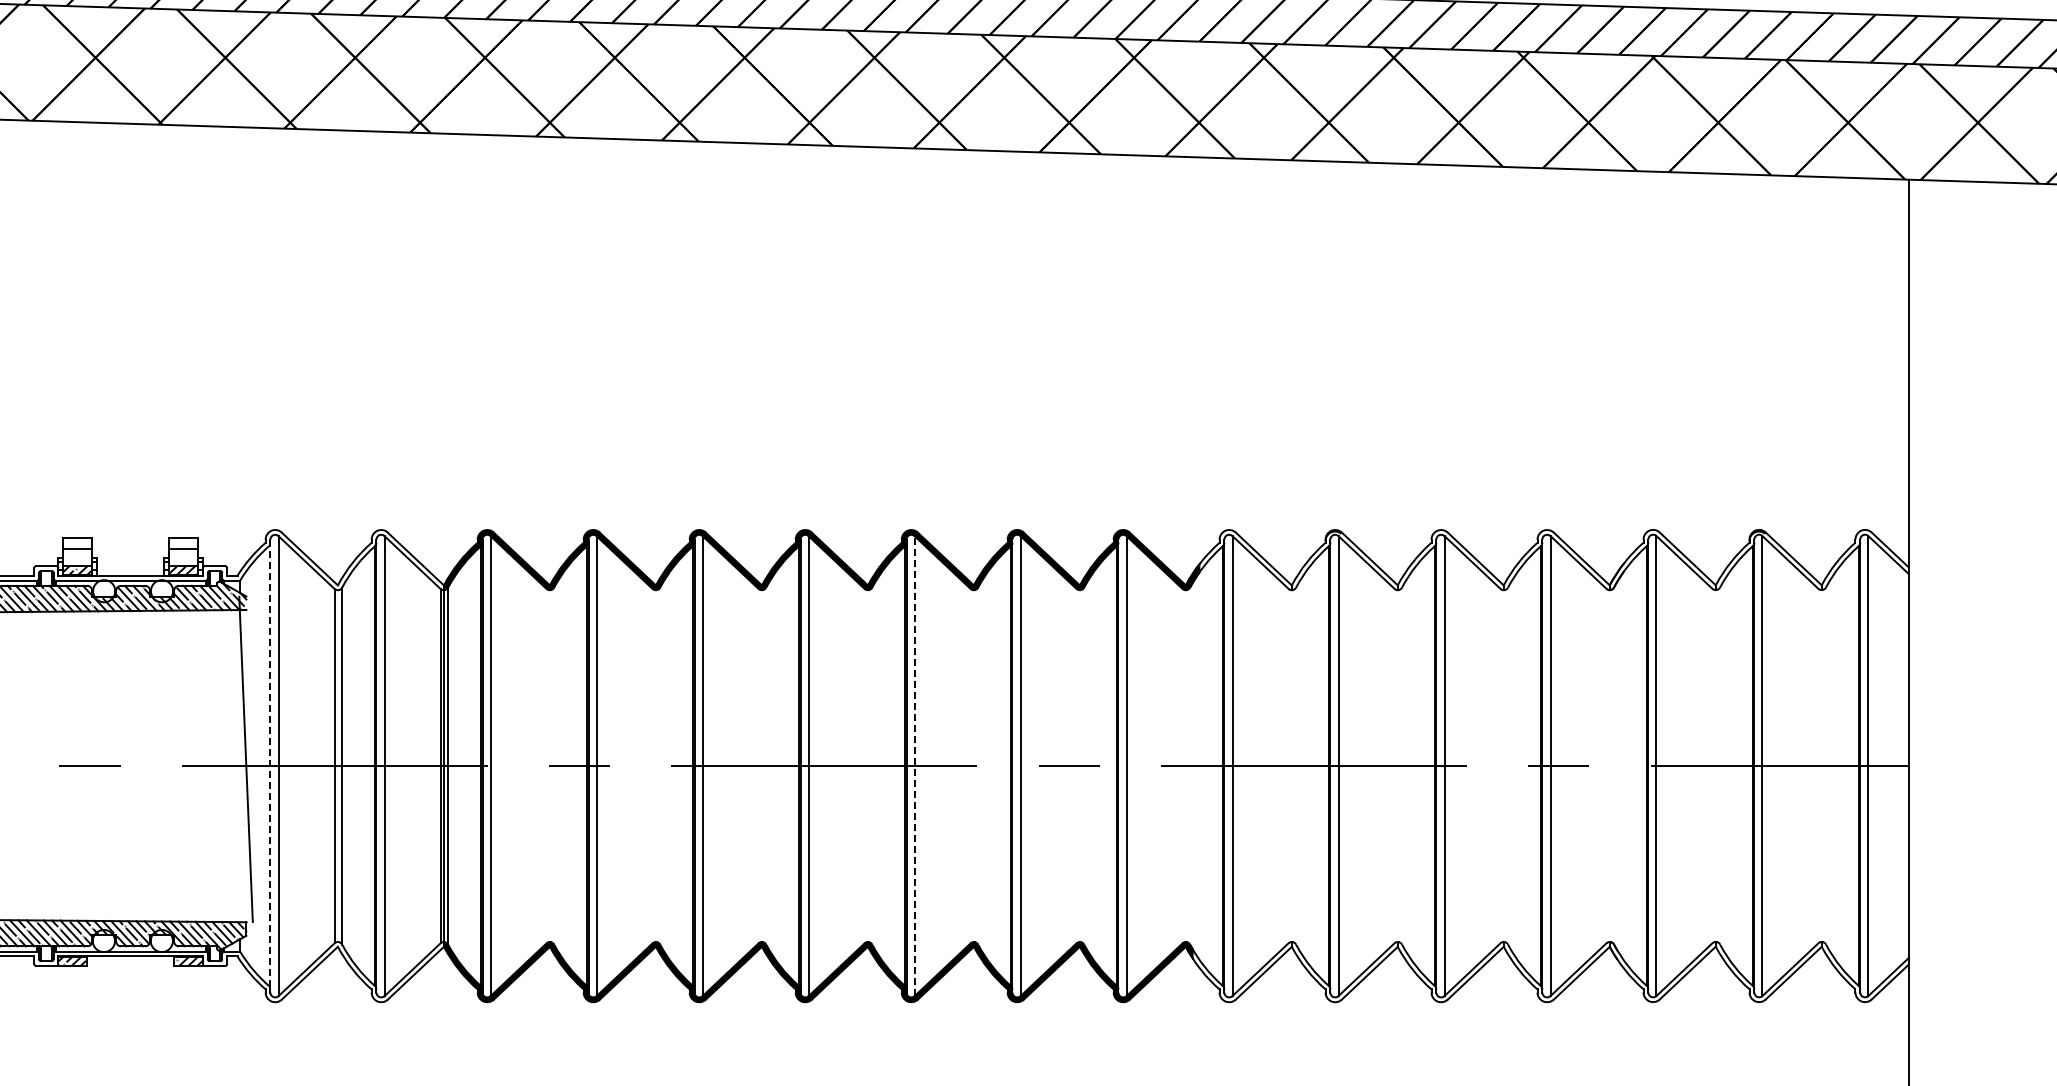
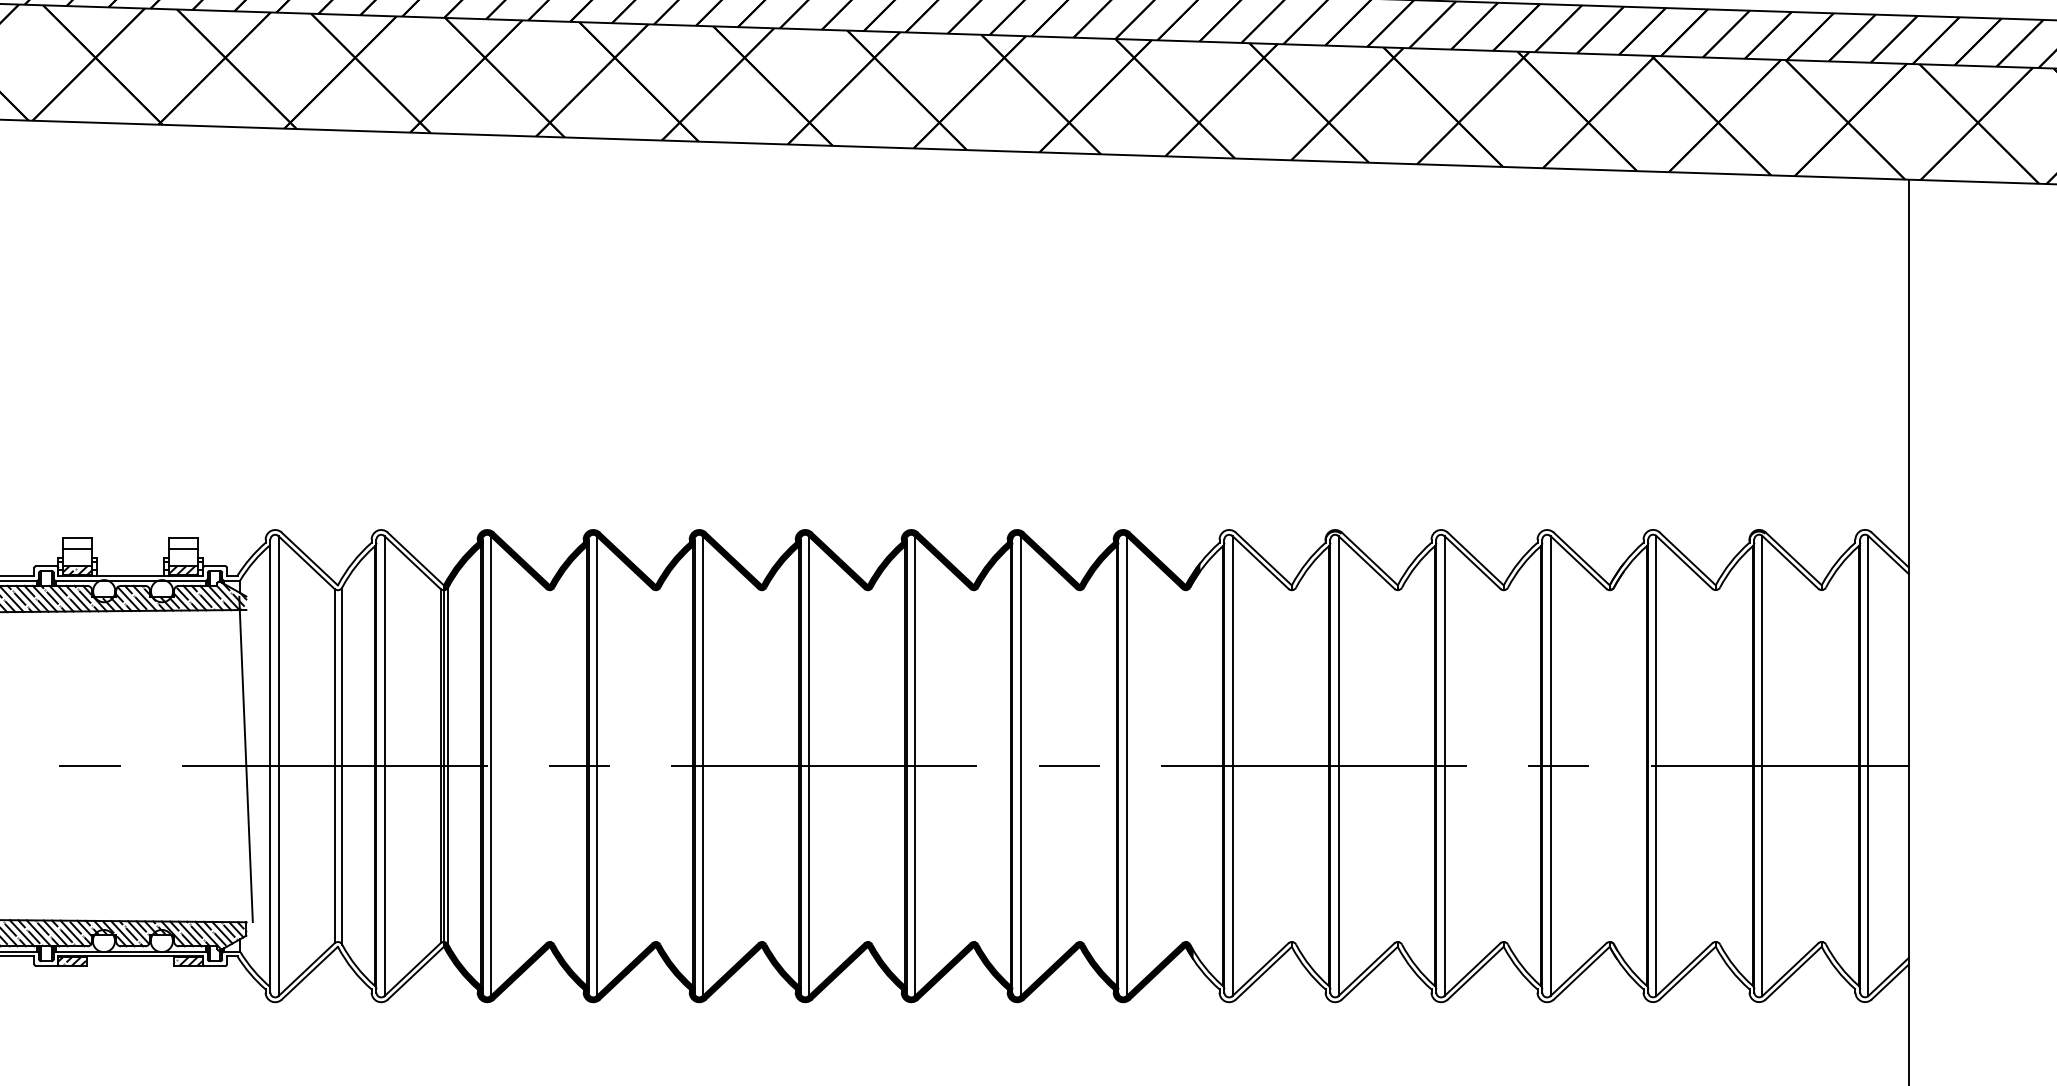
line: dashed -> solid (270, 765)
line: dashed -> solid (914, 765)
